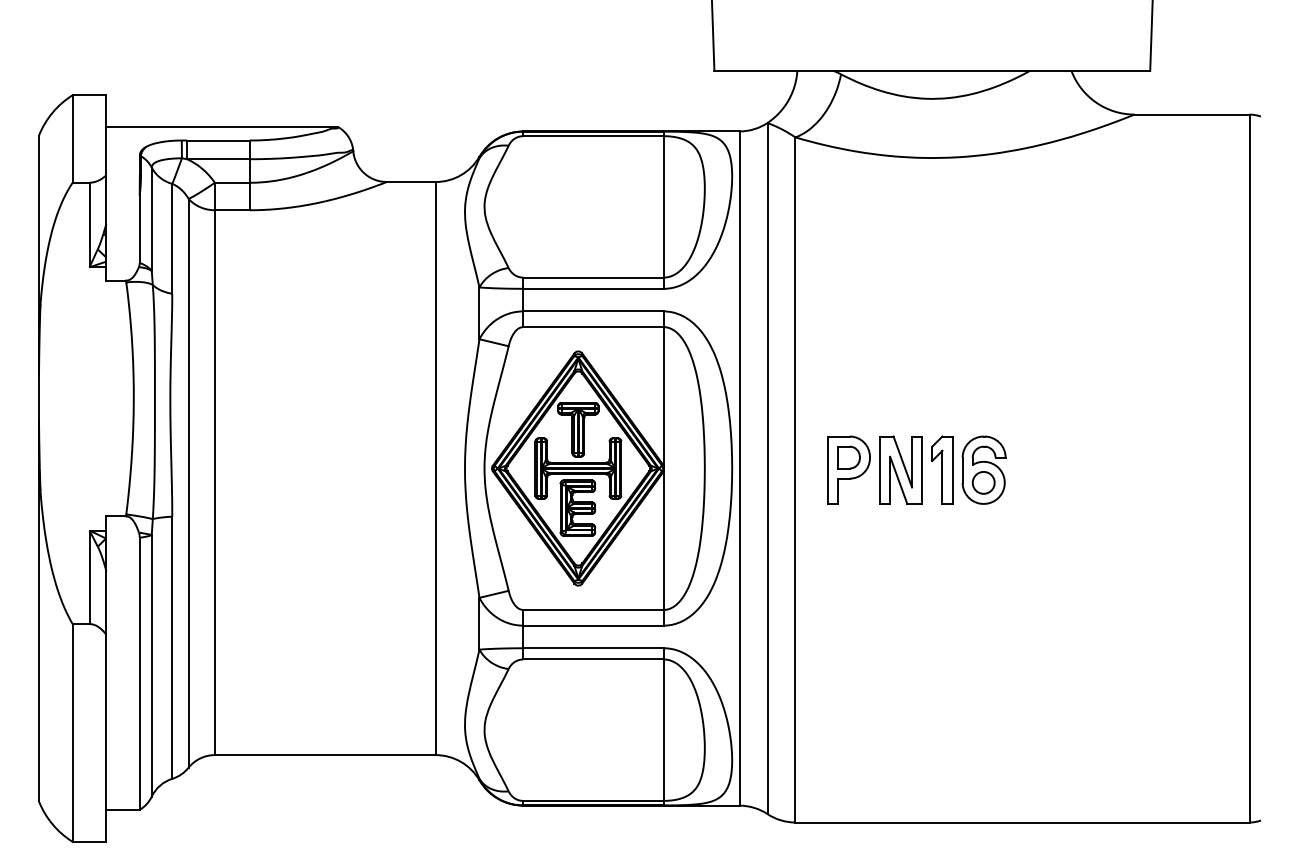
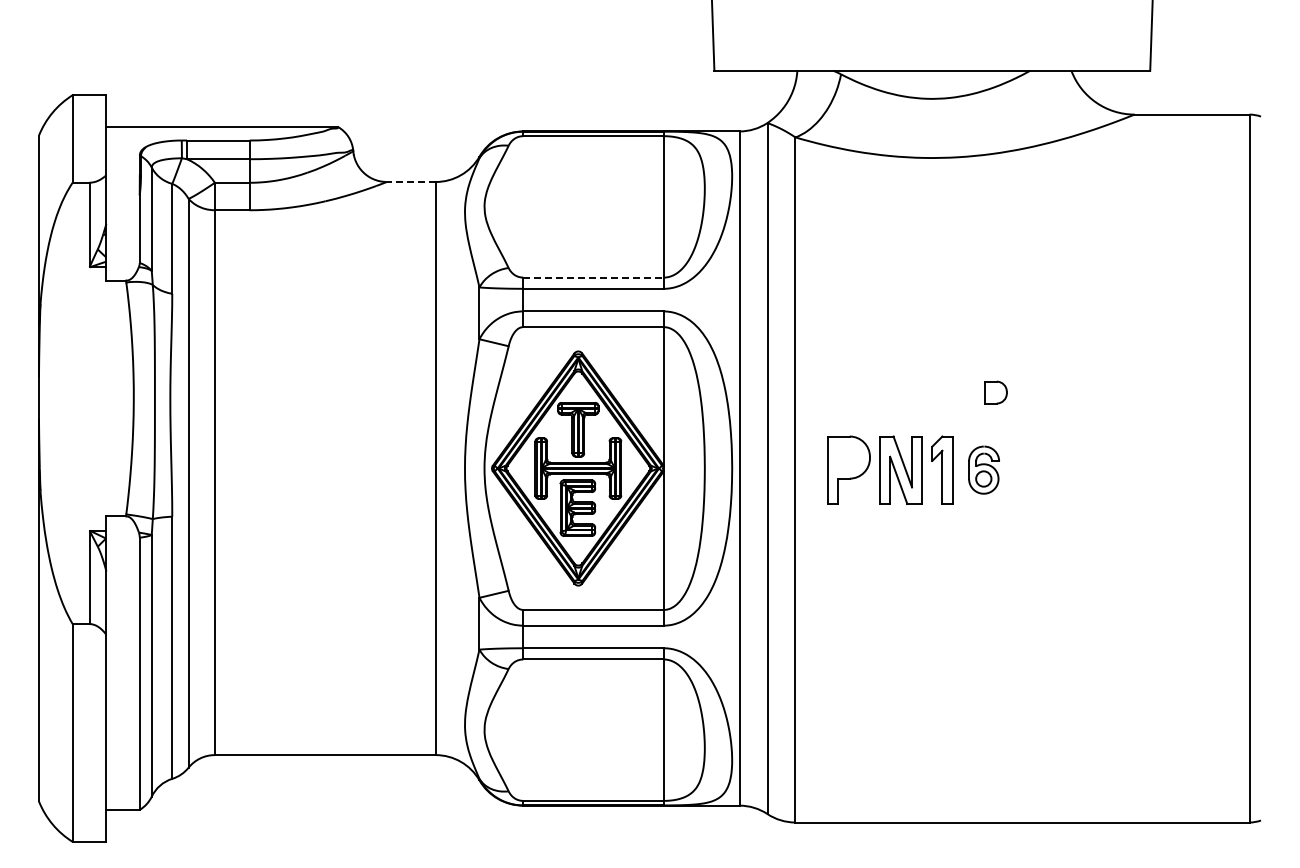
line: solid -> dashed (410, 182)
line: solid -> dashed (594, 277)
part position: (848, 457) -> (995, 392) (995, 392)
part size: 46x70 px -> 32x50 px (983, 469)
